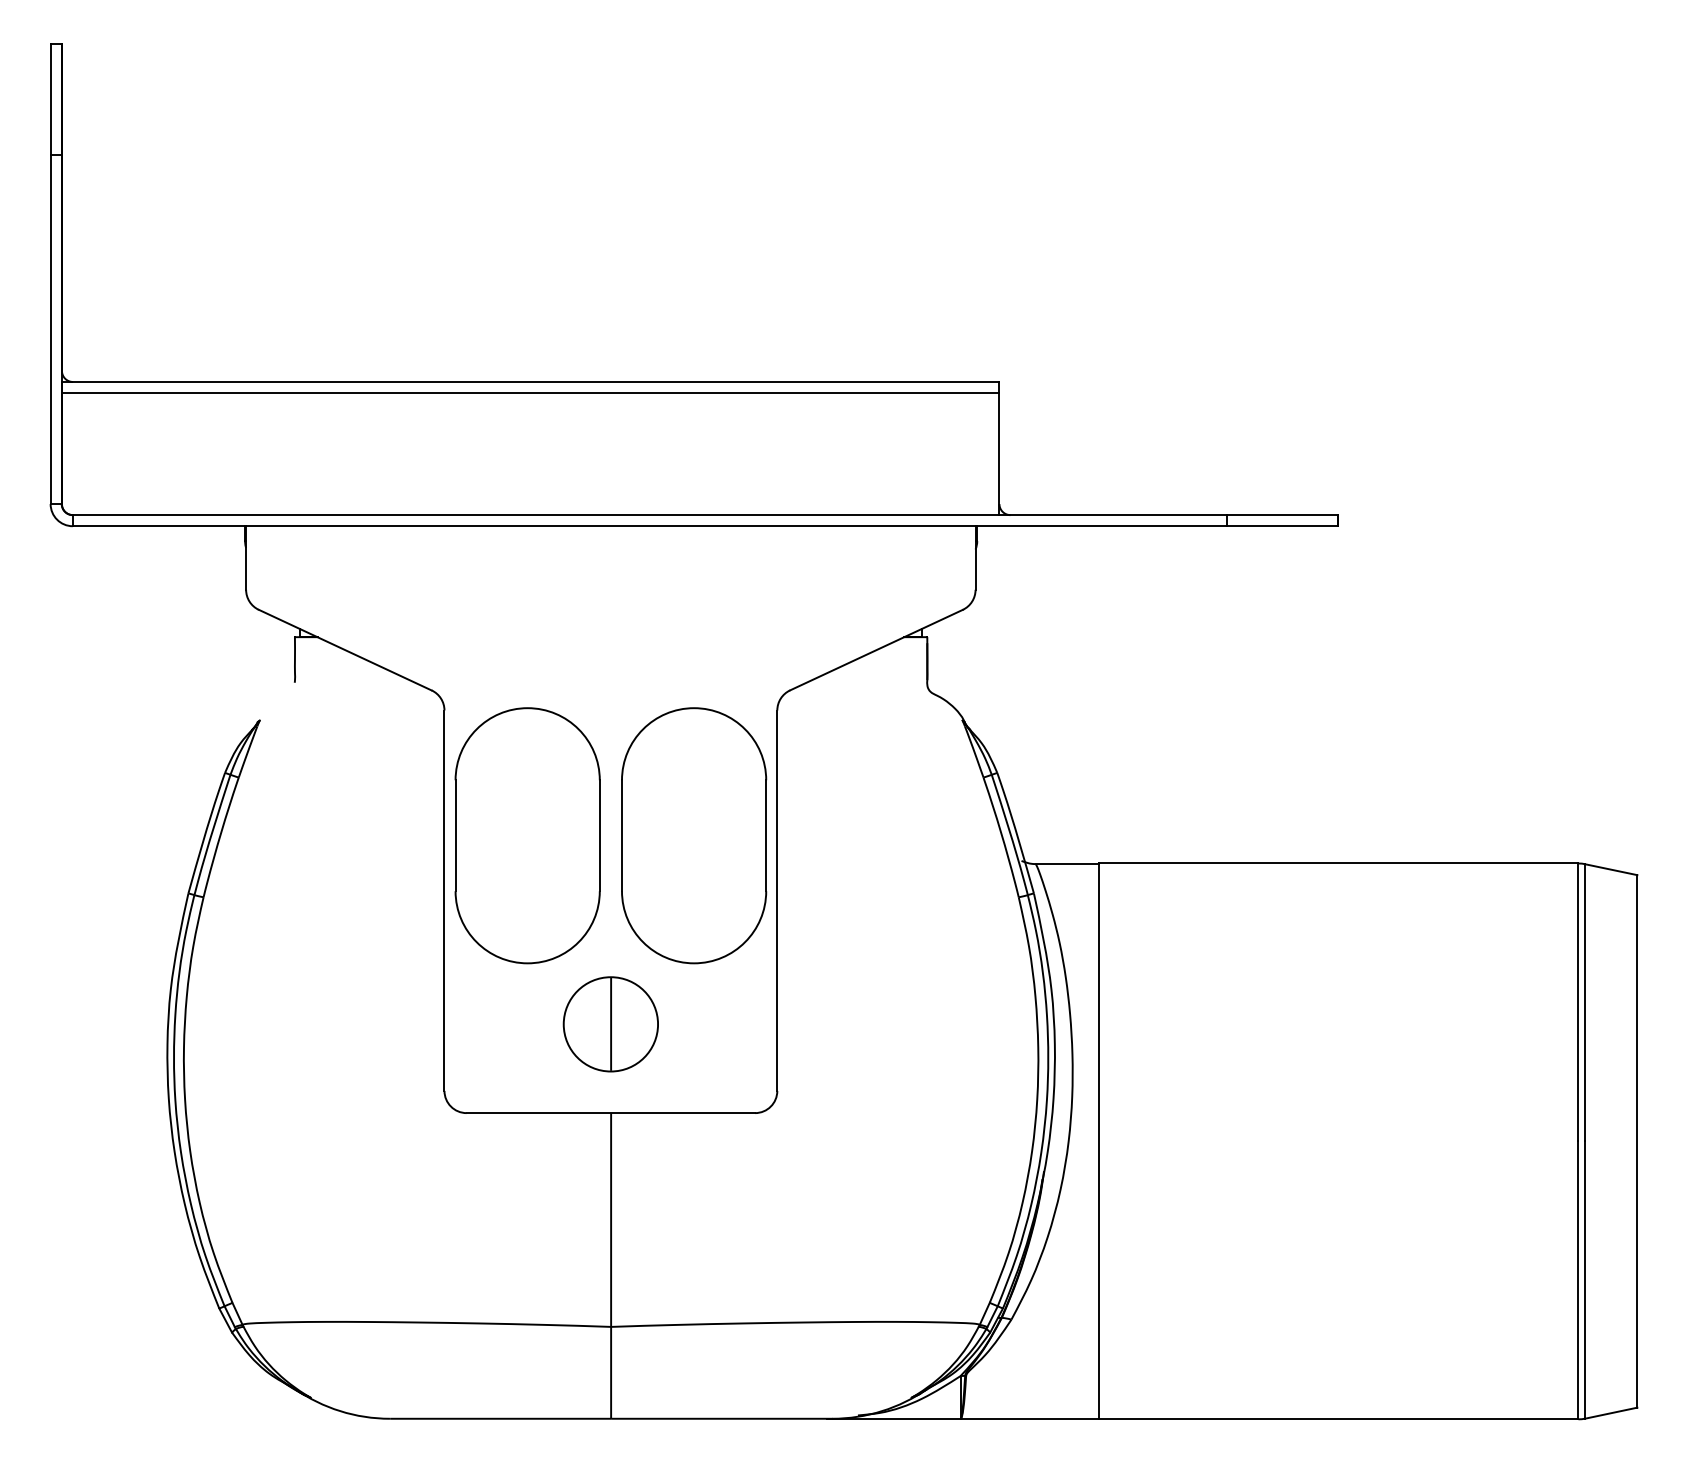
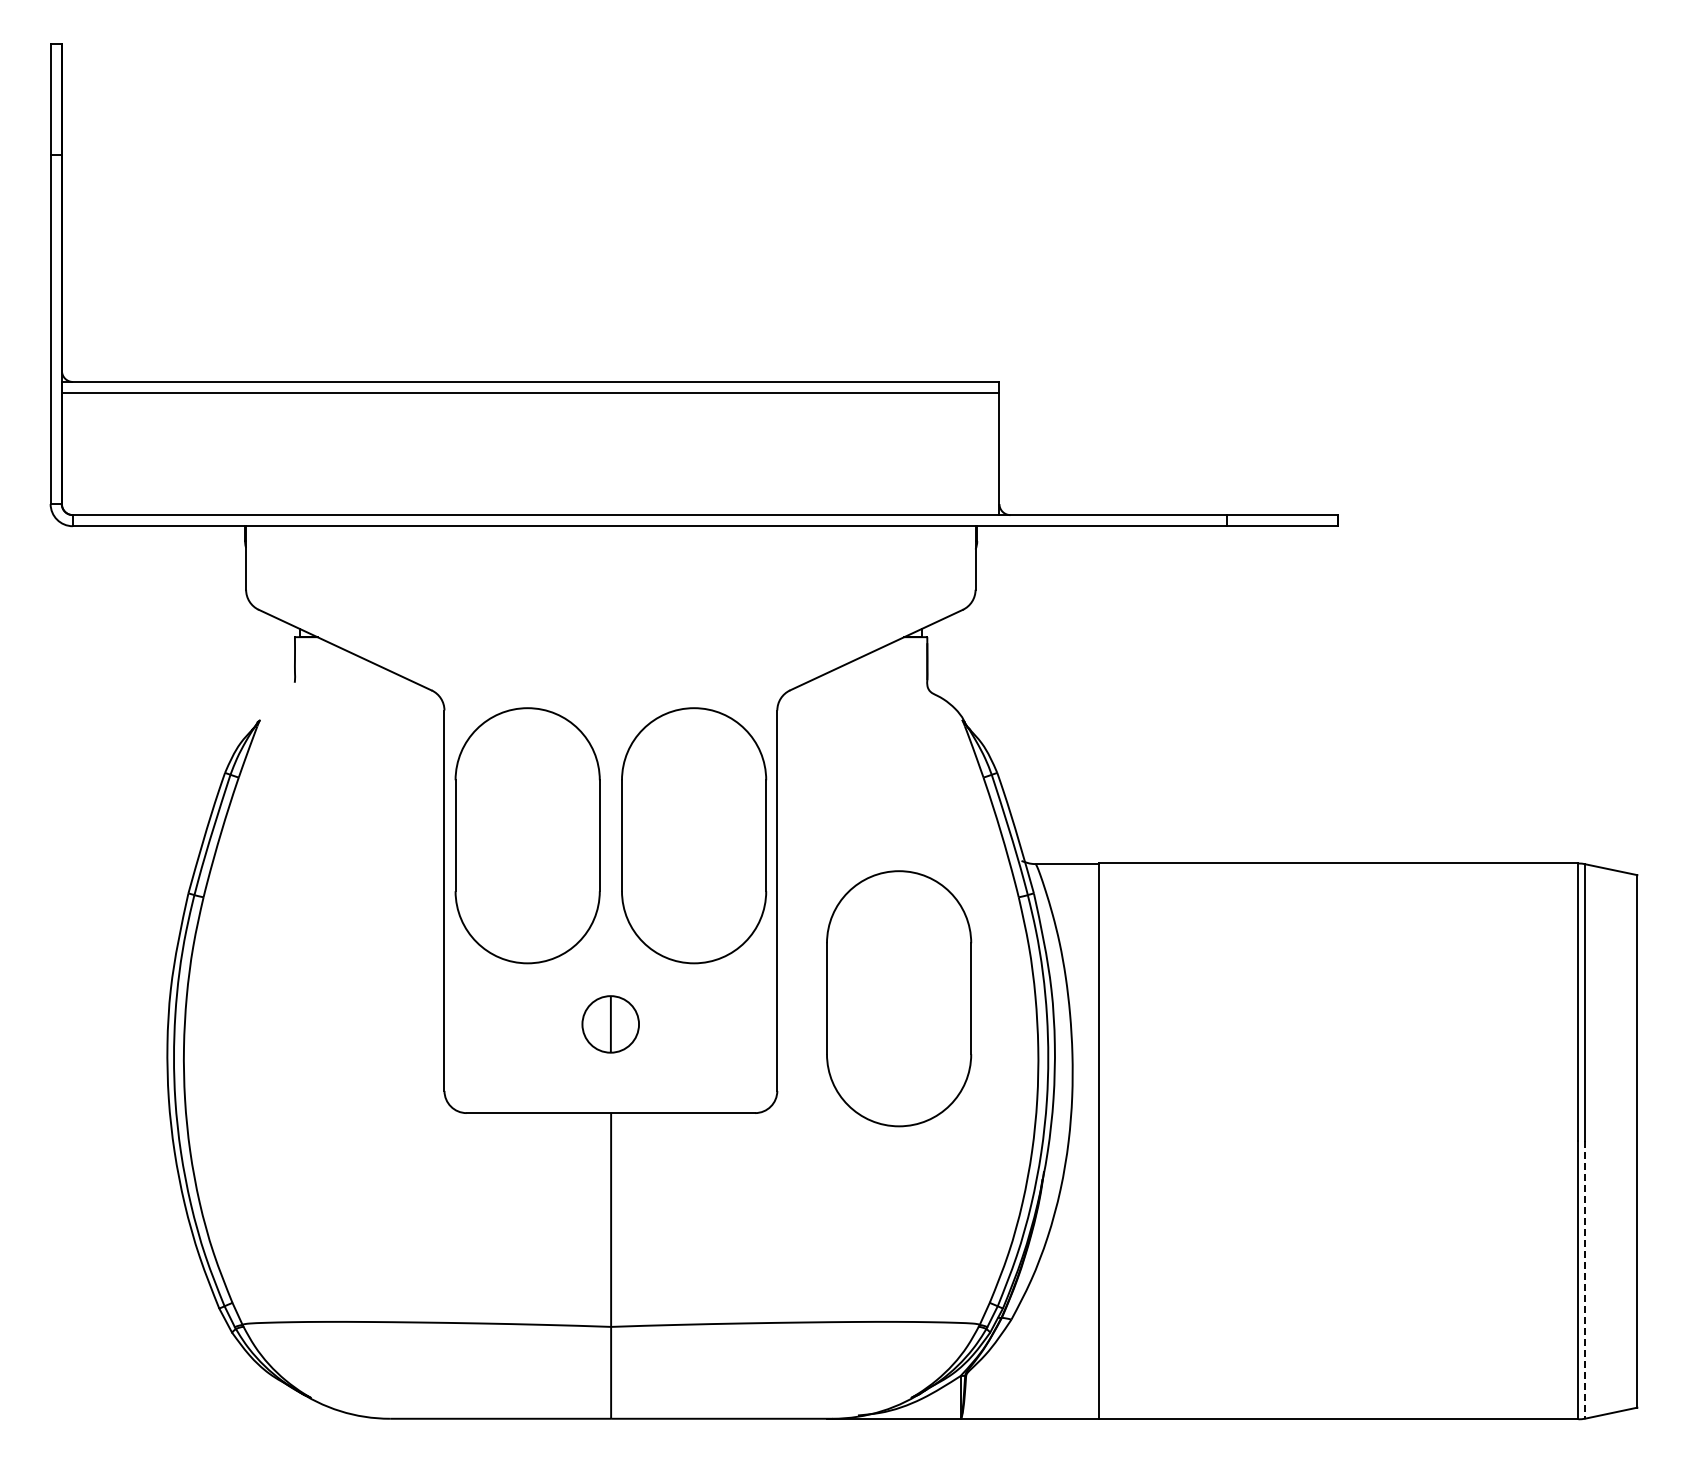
part: none -> present (899, 998)
part size: 97x97 px -> 59x59 px (610, 1024)
line: solid -> dashed (1585, 1280)
